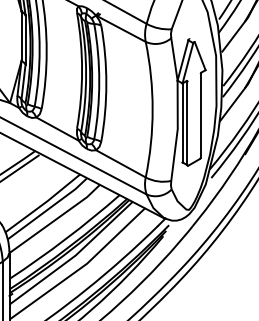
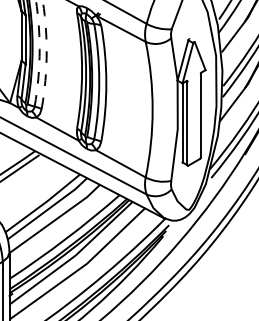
arc: solid -> dashed (39, 53)
arc: solid -> dashed (46, 54)
